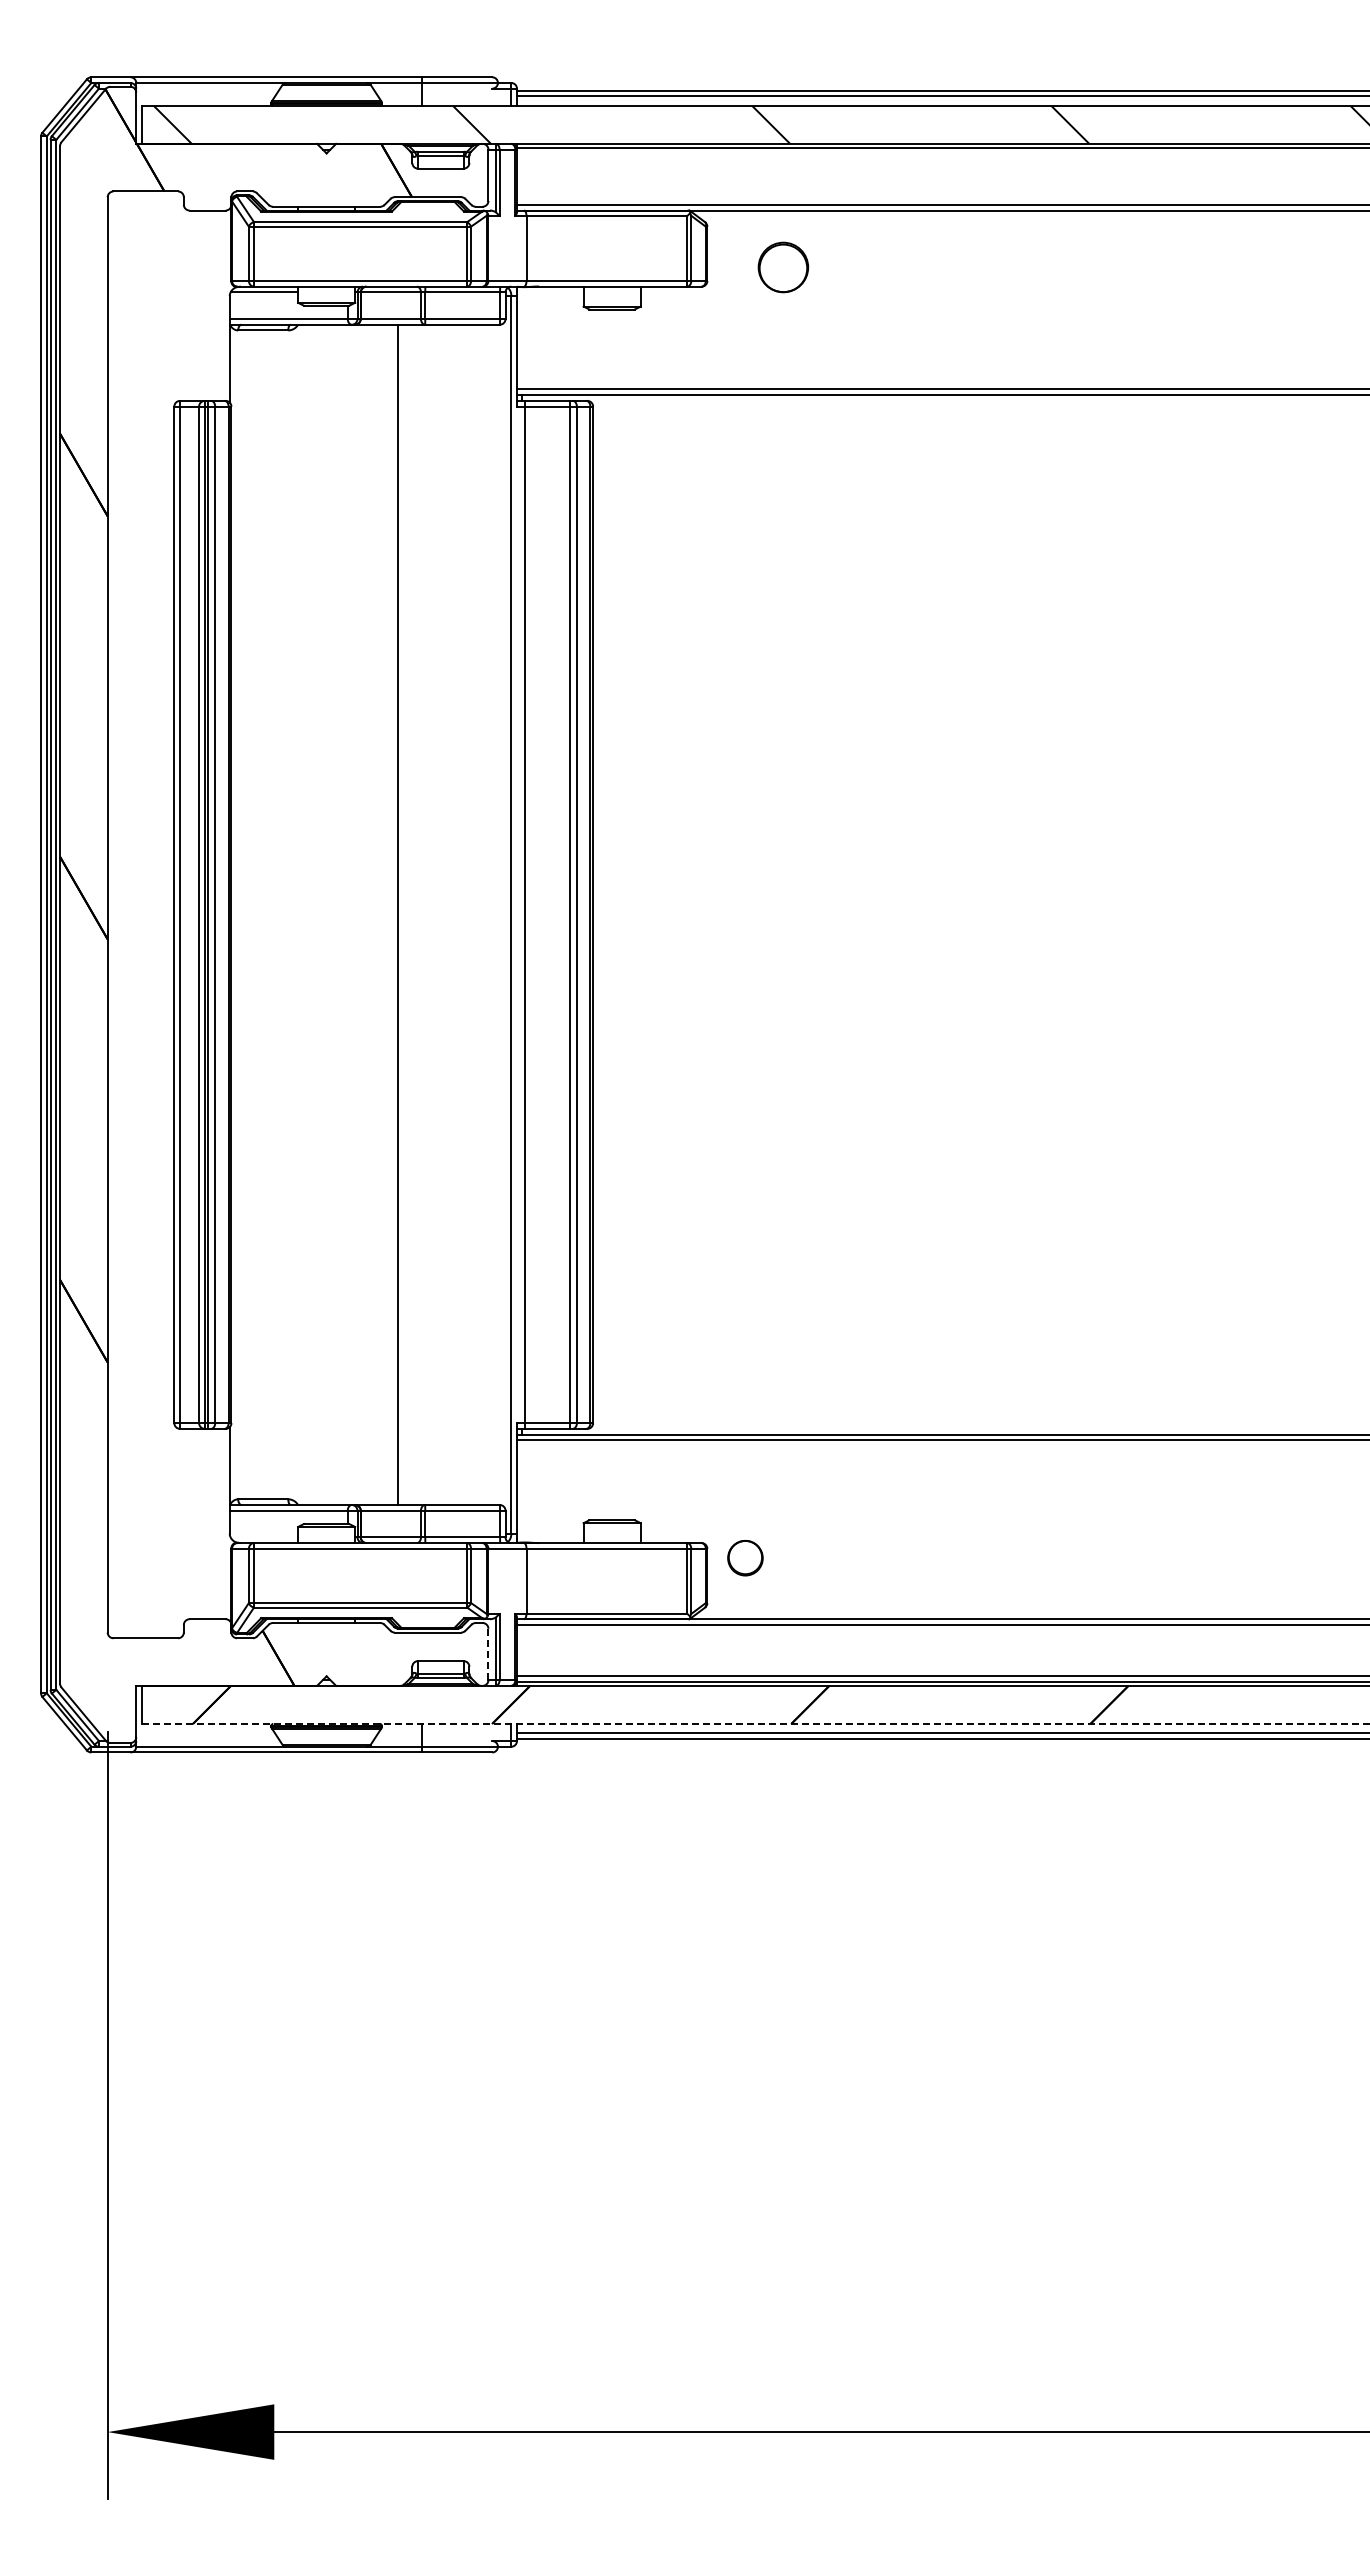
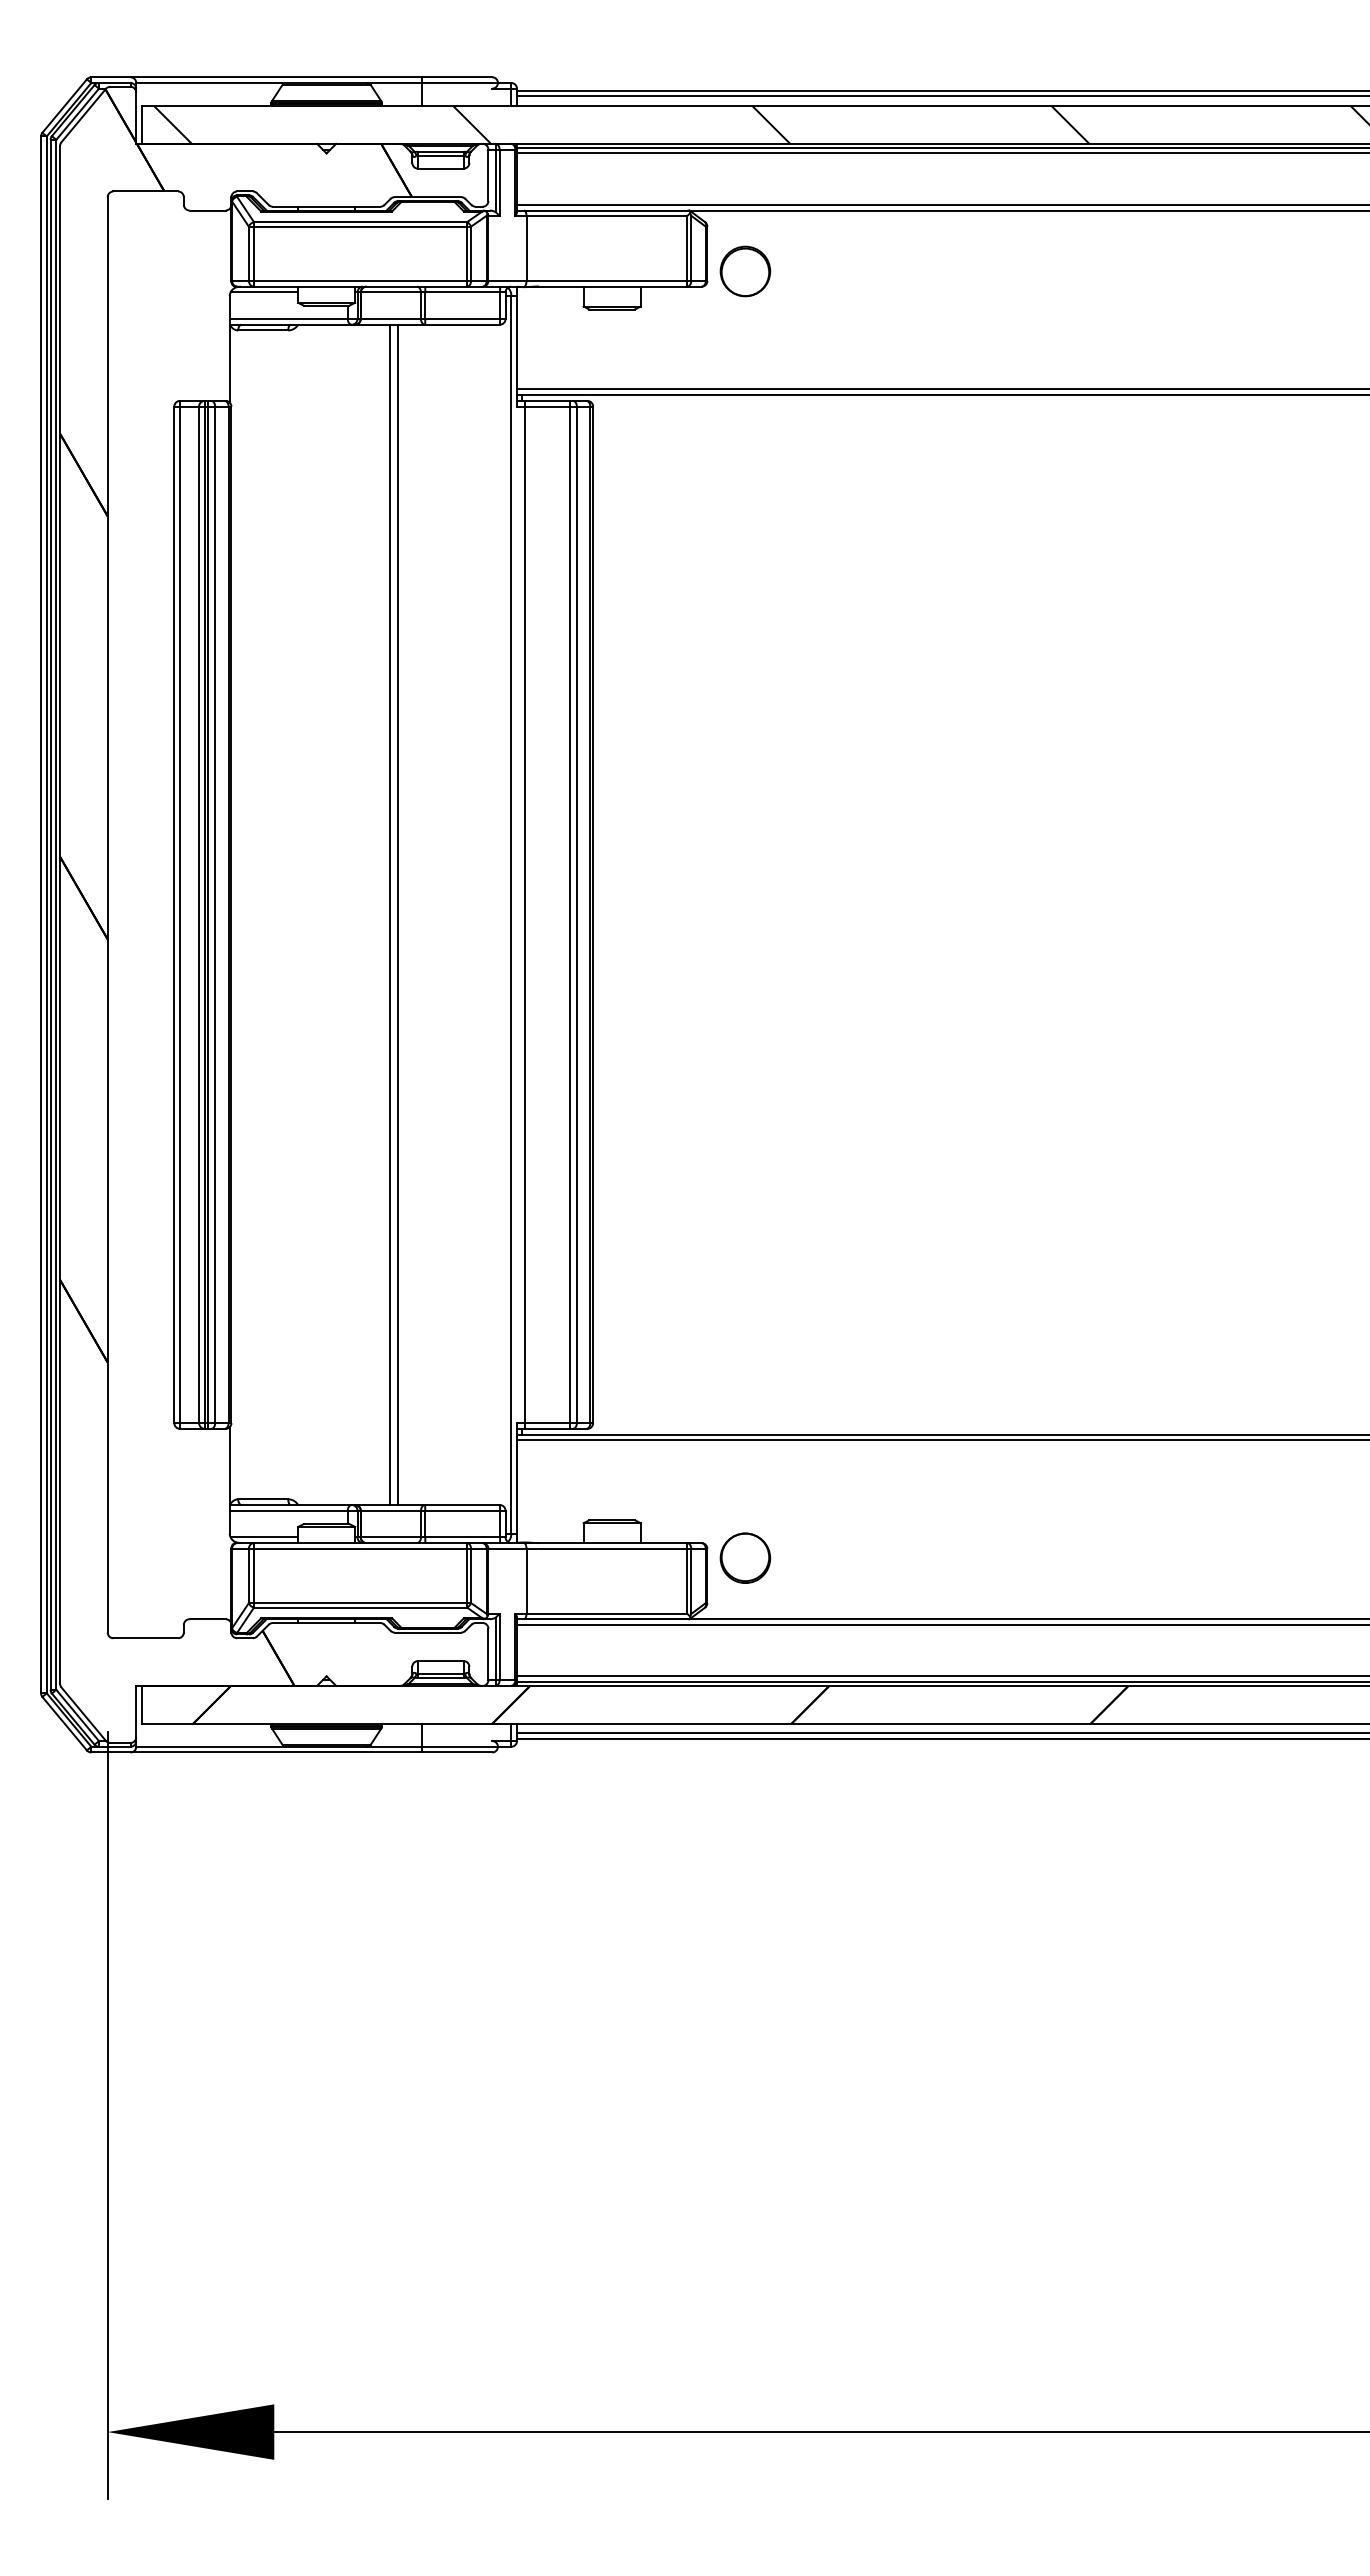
line: none -> present (941, 153)
part position: (783, 267) -> (745, 271) (745, 271)
line: none -> present (389, 914)
line: none -> present (264, 1537)
part size: 37x37 px -> 53x52 px (745, 1557)
line: dashed -> solid (488, 1654)
line: dashed -> solid (755, 1723)
